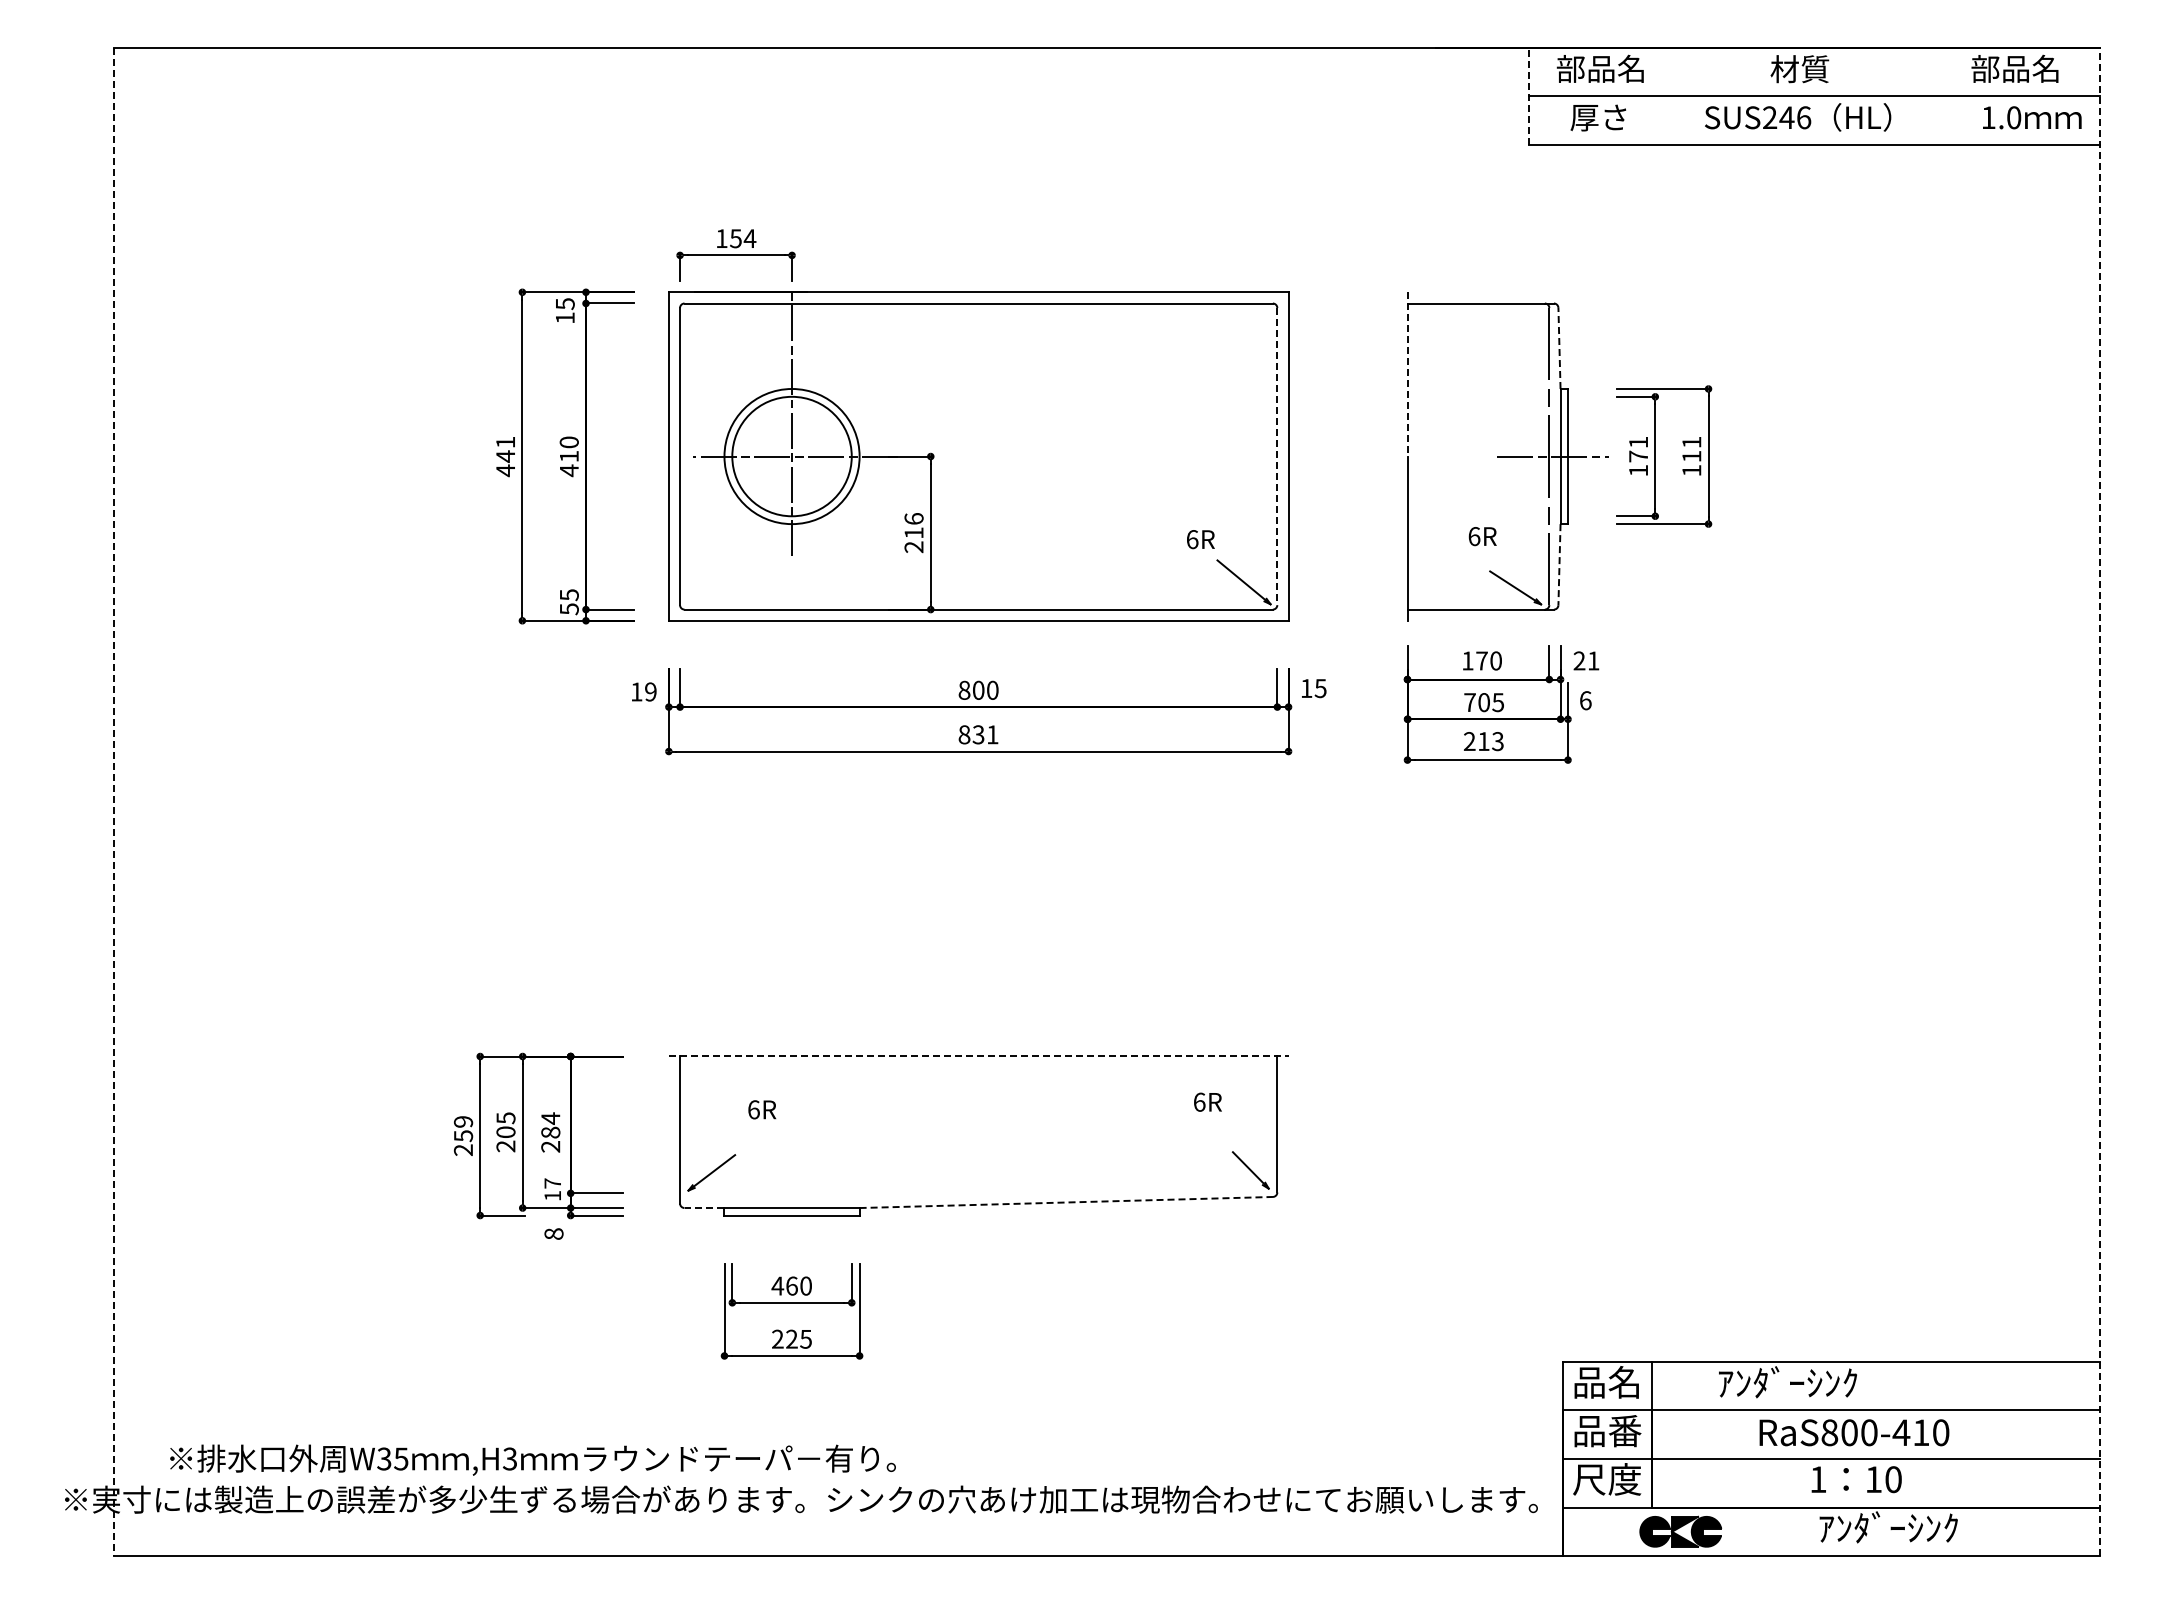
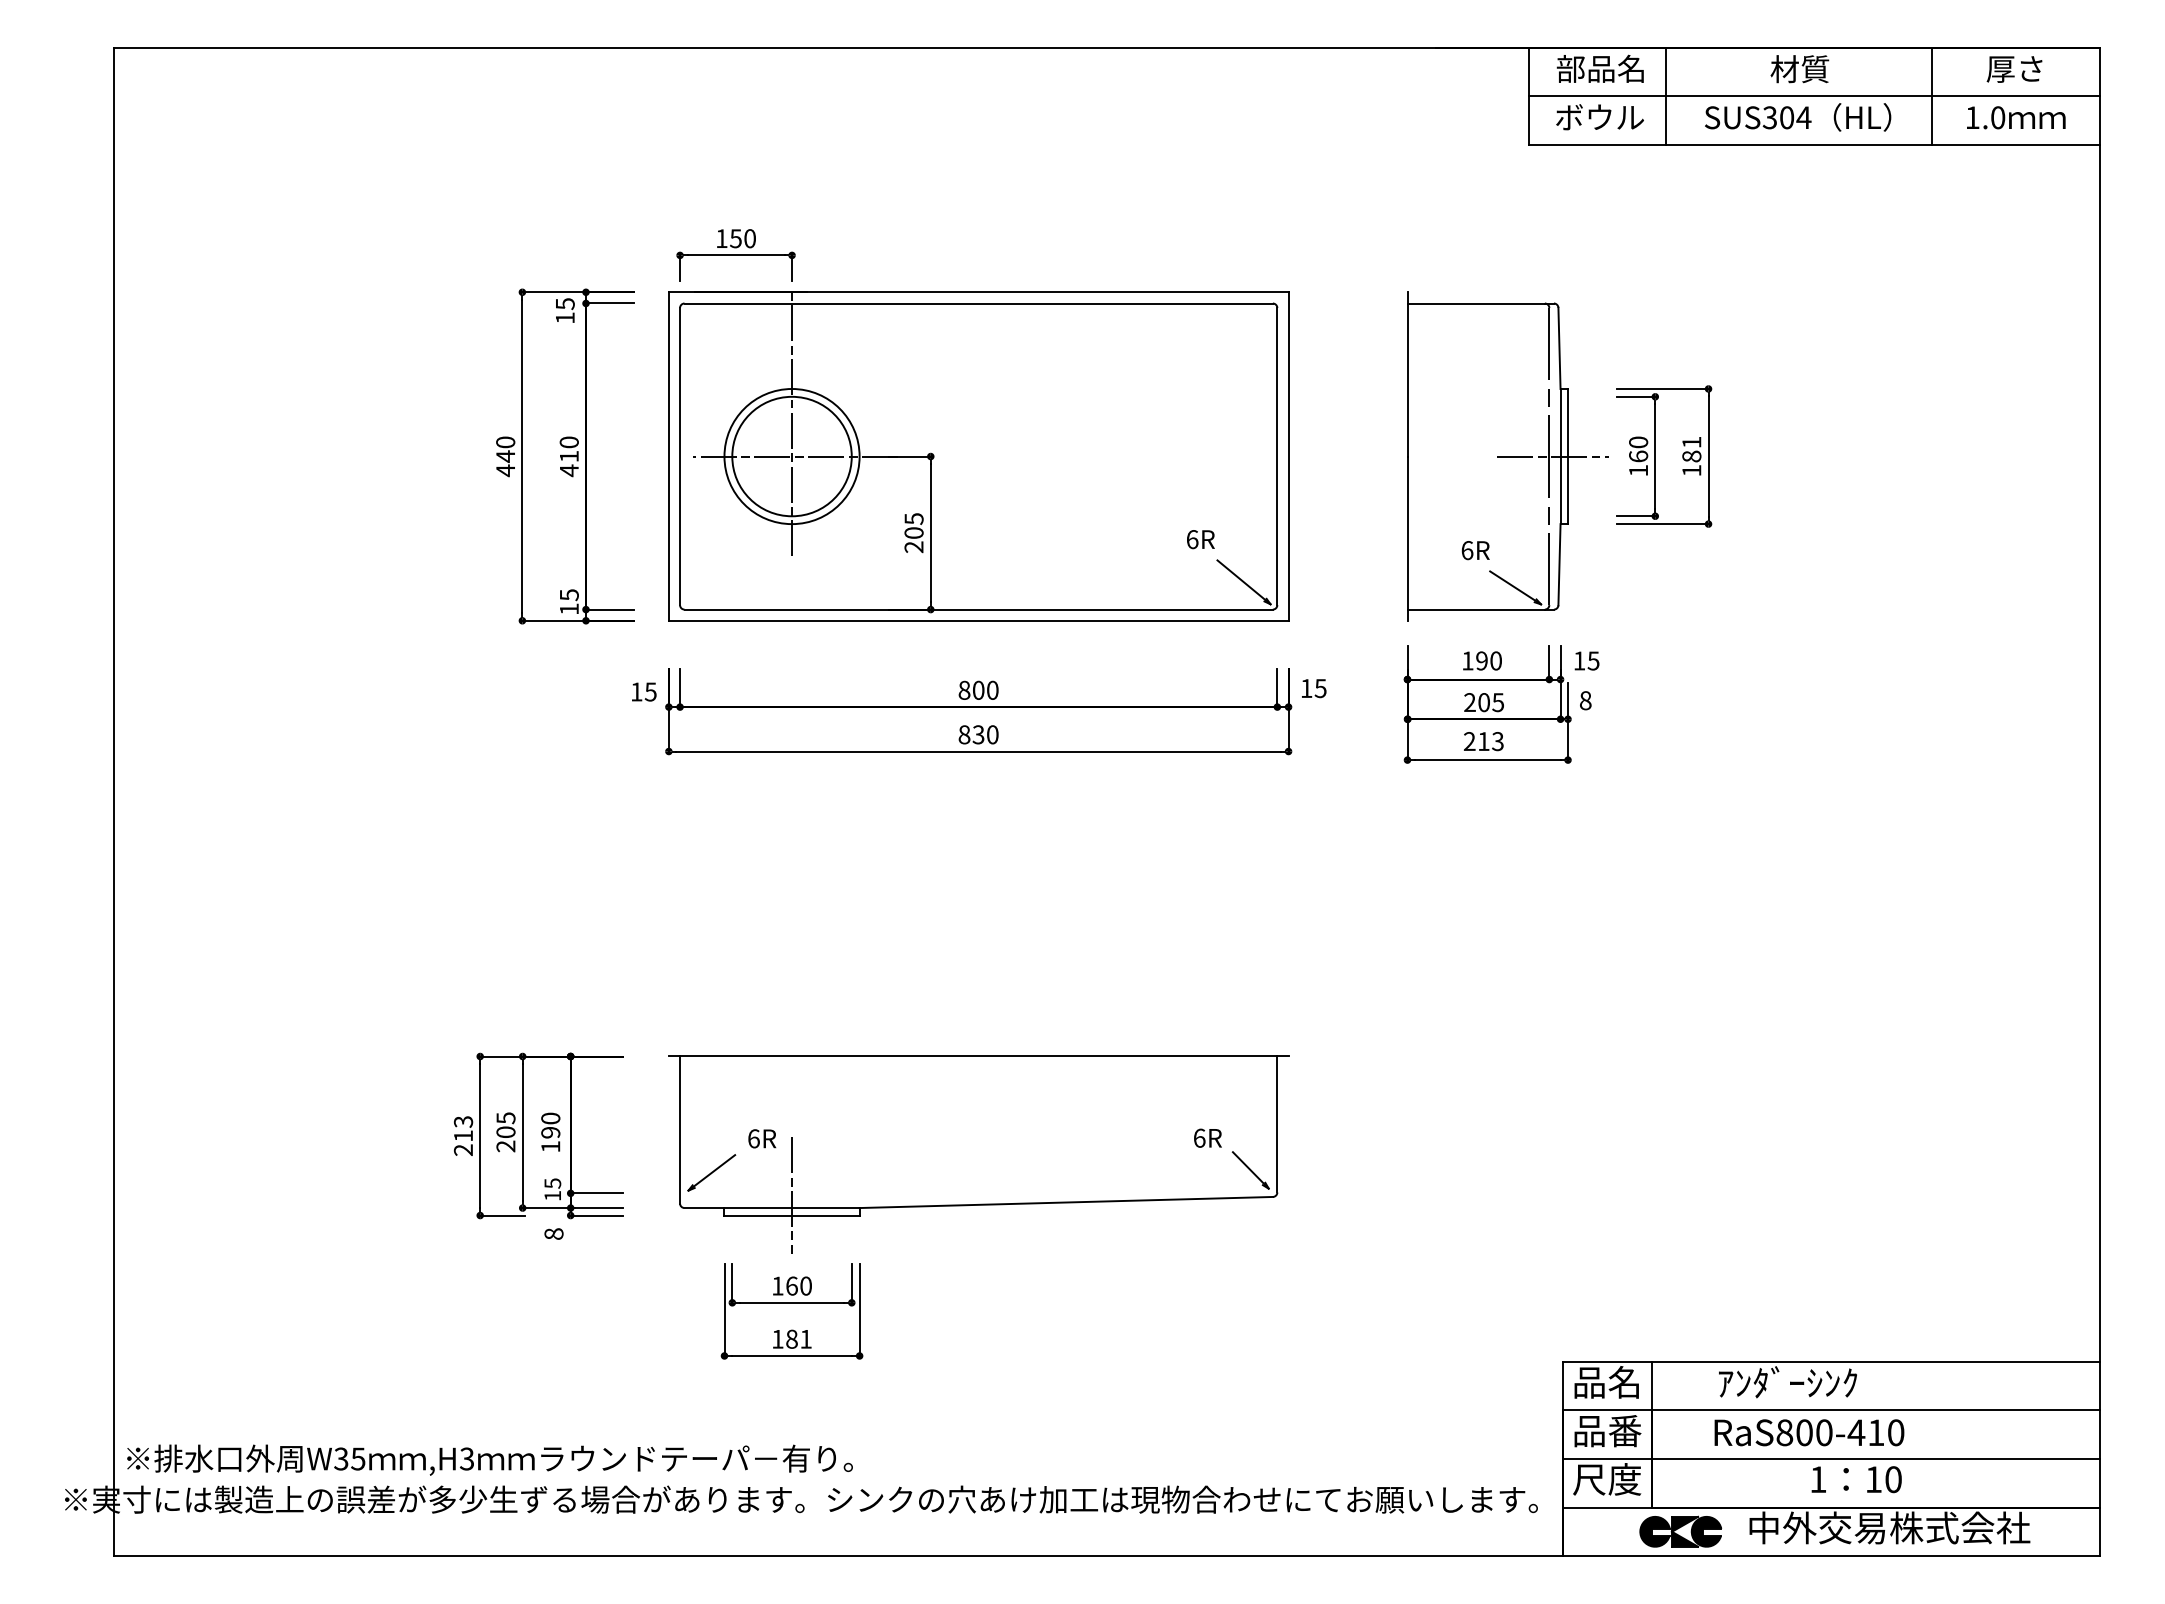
text: 部品名 -> 厚さ (2014, 68)
line: none -> present (1665, 95)
line: none -> present (1932, 95)
line: dashed -> solid (1529, 96)
text: 厚さ -> ボウル (1599, 117)
text: SUS246 -> SUS304 (1786, 117)
text position: (2032, 117) -> (2016, 117) (2016, 117)
text: 154 -> 150 (749, 238)
line: dashed -> solid (1559, 348)
line: dashed -> solid (1407, 374)
text: 441 -> 440 (505, 442)
text: 171 -> 160 (1638, 449)
line: dashed -> solid (1277, 456)
text: 111 -> 181 (1691, 456)
text: 216 -> 205 (913, 525)
text position: (1482, 536) -> (1475, 550) (1475, 550)
line: dashed -> solid (1559, 564)
text: 55 -> 15 (569, 609)
text: 170 -> 190 (1481, 660)
text: 21 -> 15 (1586, 660)
text: 19 -> 15 (650, 691)
text: 6 -> 8 (1585, 700)
text: 705 -> 205 (1469, 702)
text: 831 -> 830 (992, 734)
line: dashed -> solid (2100, 801)
line: dashed -> solid (114, 802)
line: dashed -> solid (978, 1056)
text position: (1207, 1101) -> (1207, 1137) (1207, 1137)
text position: (762, 1109) -> (762, 1138) (762, 1138)
text: 259 -> 213 (463, 1129)
text: 284 -> 190 (550, 1132)
text: 17 -> 15 (552, 1183)
line: none -> present (792, 1195)
line: dashed -> solid (1066, 1202)
line: dashed -> solid (704, 1208)
text: 460 -> 160 (777, 1285)
text: 225 -> 181 (791, 1338)
text position: (1854, 1432) -> (1809, 1432) (1809, 1432)
text position: (532, 1459) -> (489, 1459) (489, 1459)
text: ｱﾝﾀﾞｰｼﾝｸ -> 中外交易株式会社 (1889, 1527)
